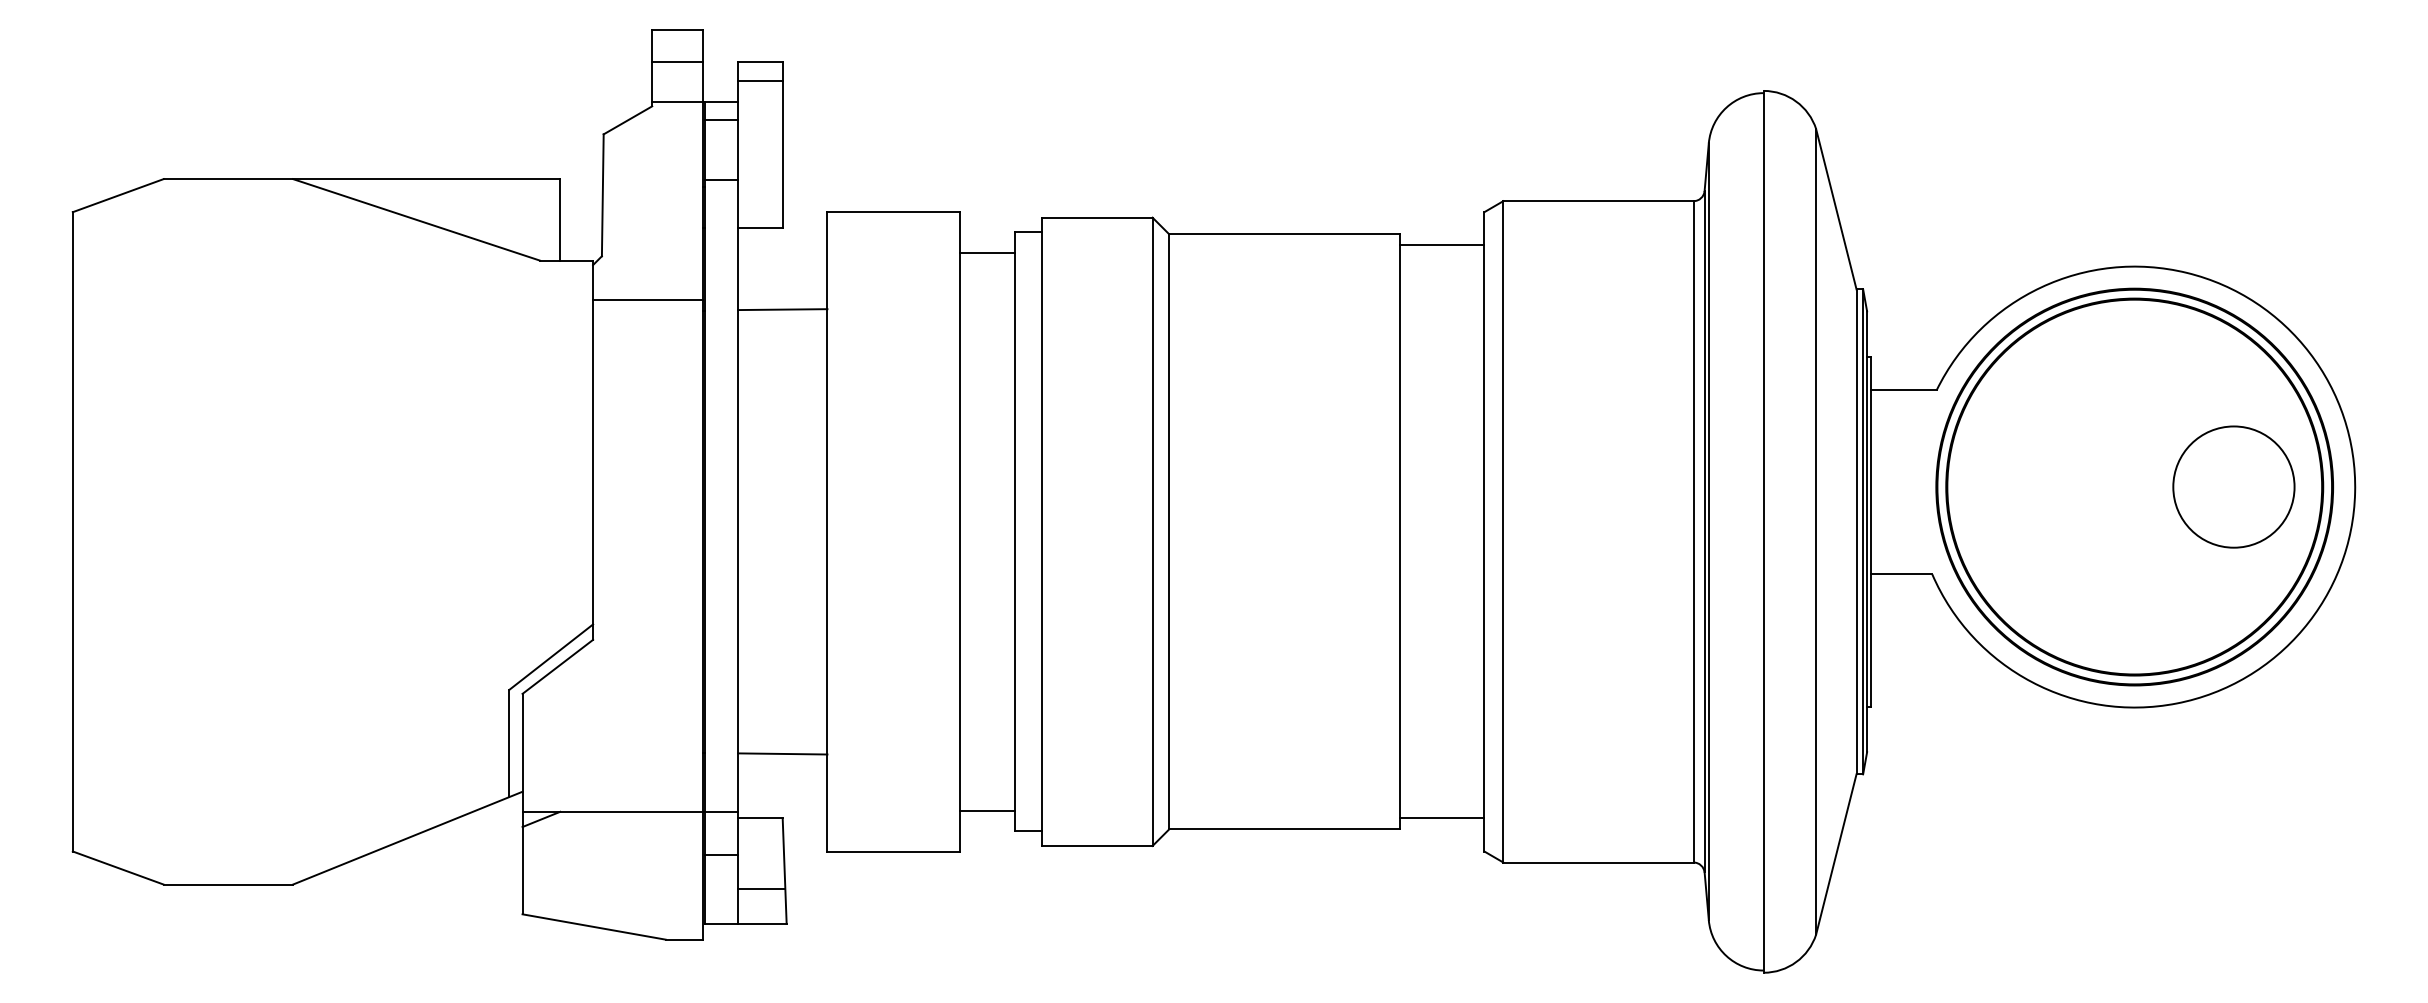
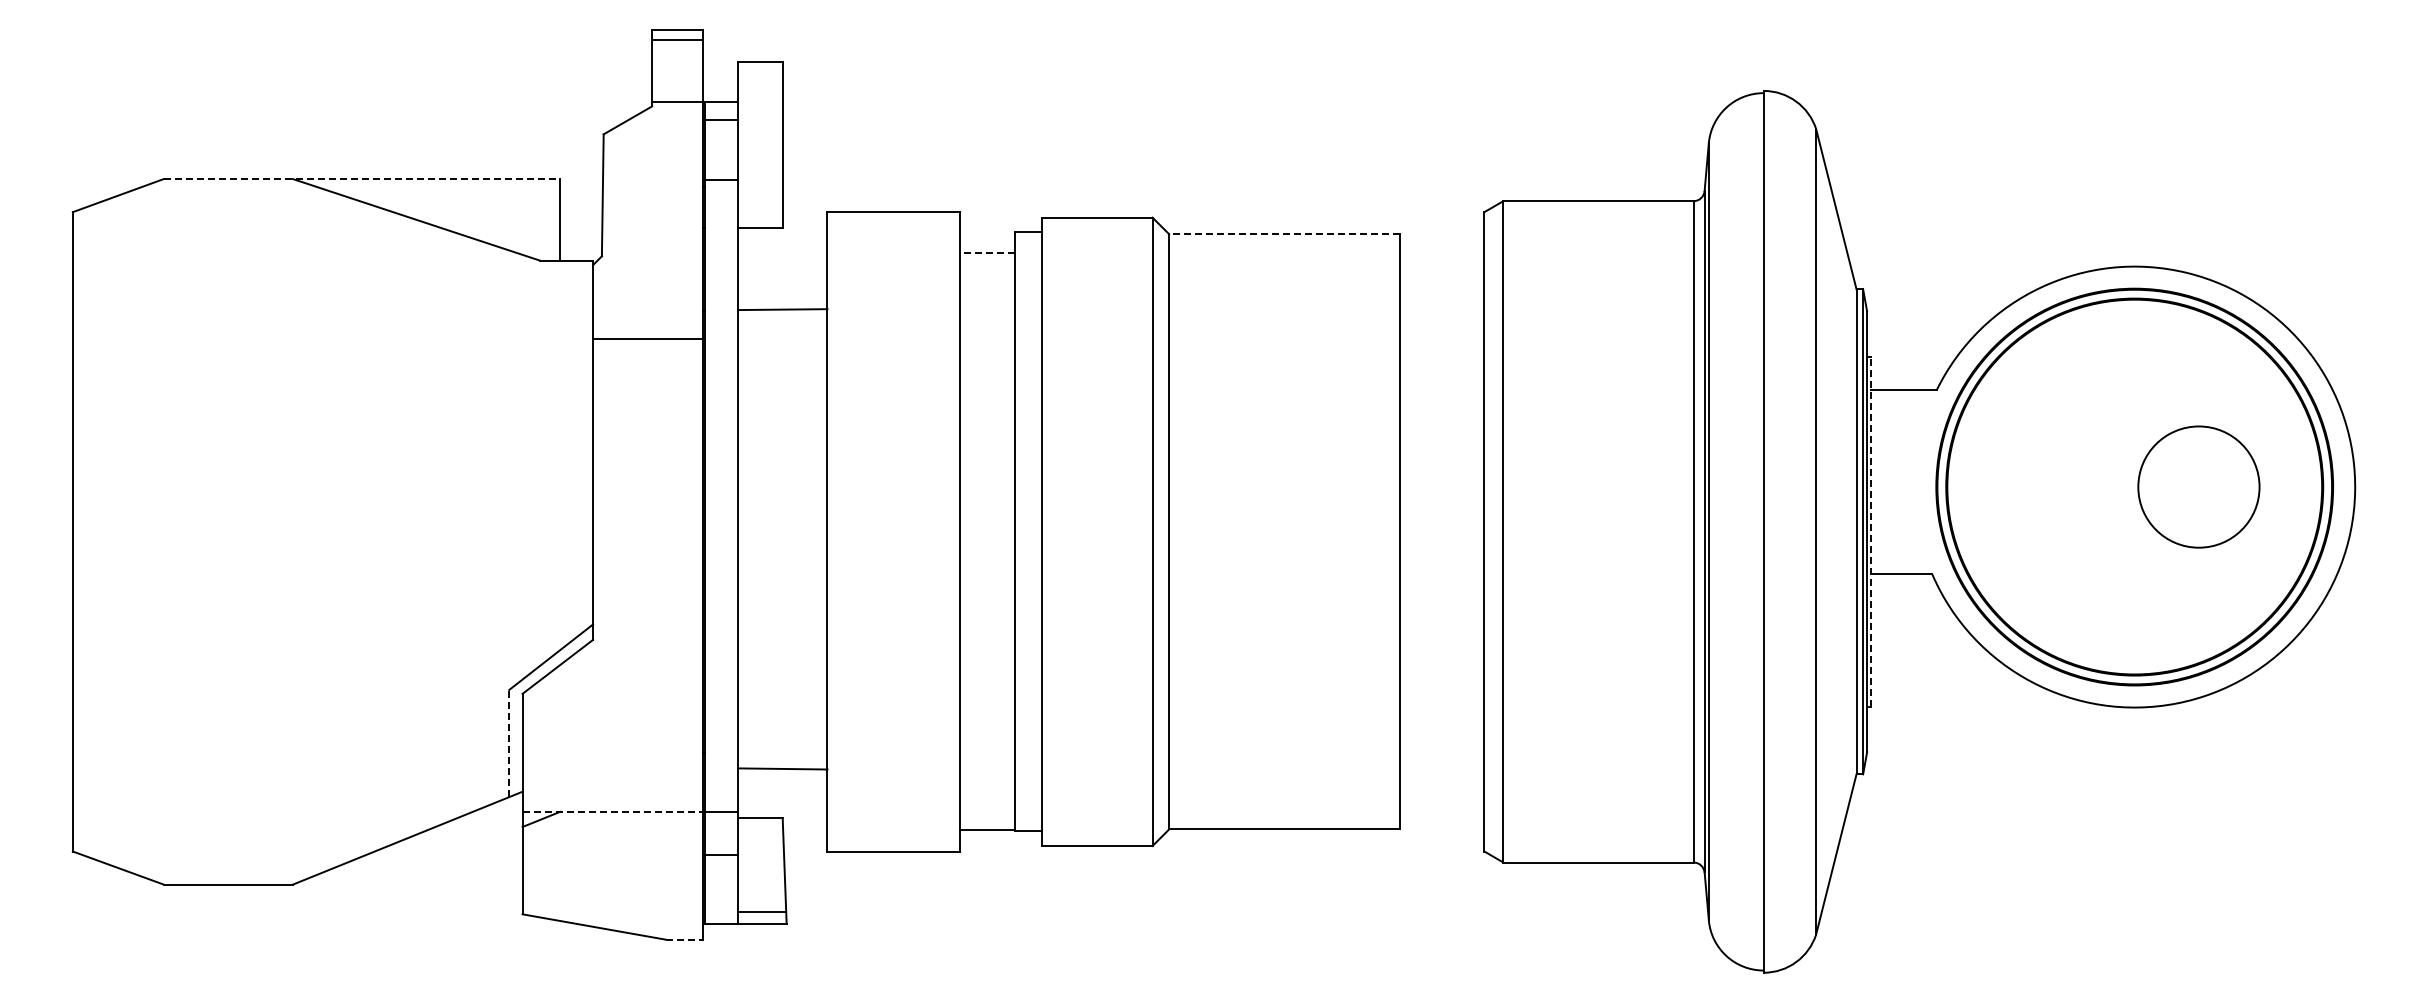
line position: (677, 62) -> (677, 40) (677, 40)
line: present -> none (760, 81)
line: solid -> dashed (362, 179)
line: solid -> dashed (1283, 234)
line: present -> none (1441, 245)
line: solid -> dashed (987, 252)
line position: (647, 300) -> (647, 339) (647, 339)
circle position: (2233, 486) -> (2198, 486) (2198, 486)
line: solid -> dashed (1871, 531)
line: solid -> dashed (509, 743)
line position: (782, 753) -> (782, 768) (782, 768)
line position: (986, 810) -> (986, 829) (986, 829)
line: solid -> dashed (613, 811)
line: present -> none (1441, 818)
line position: (761, 888) -> (761, 911) (761, 911)
line: solid -> dashed (684, 939)
